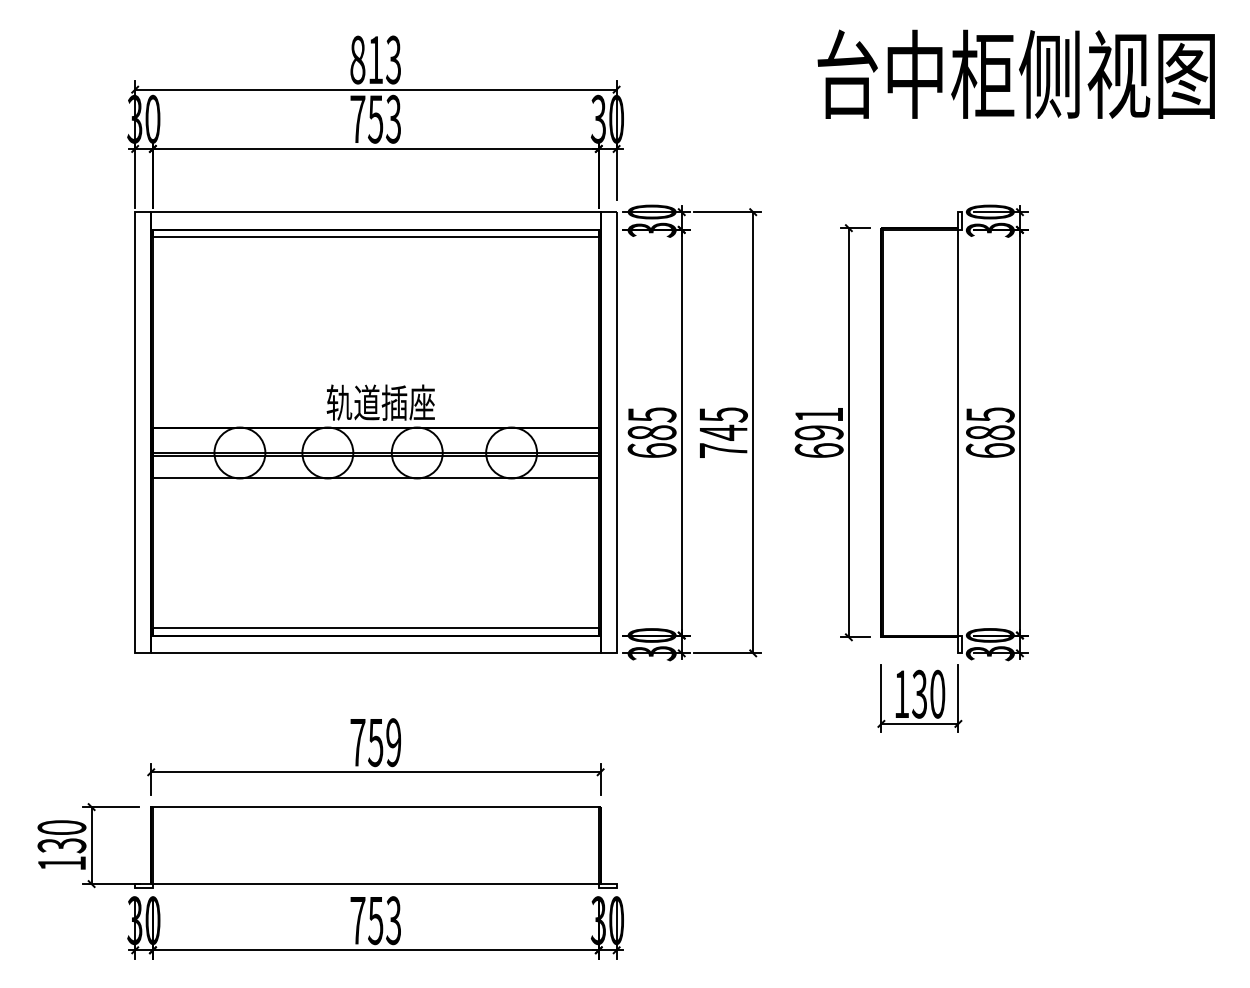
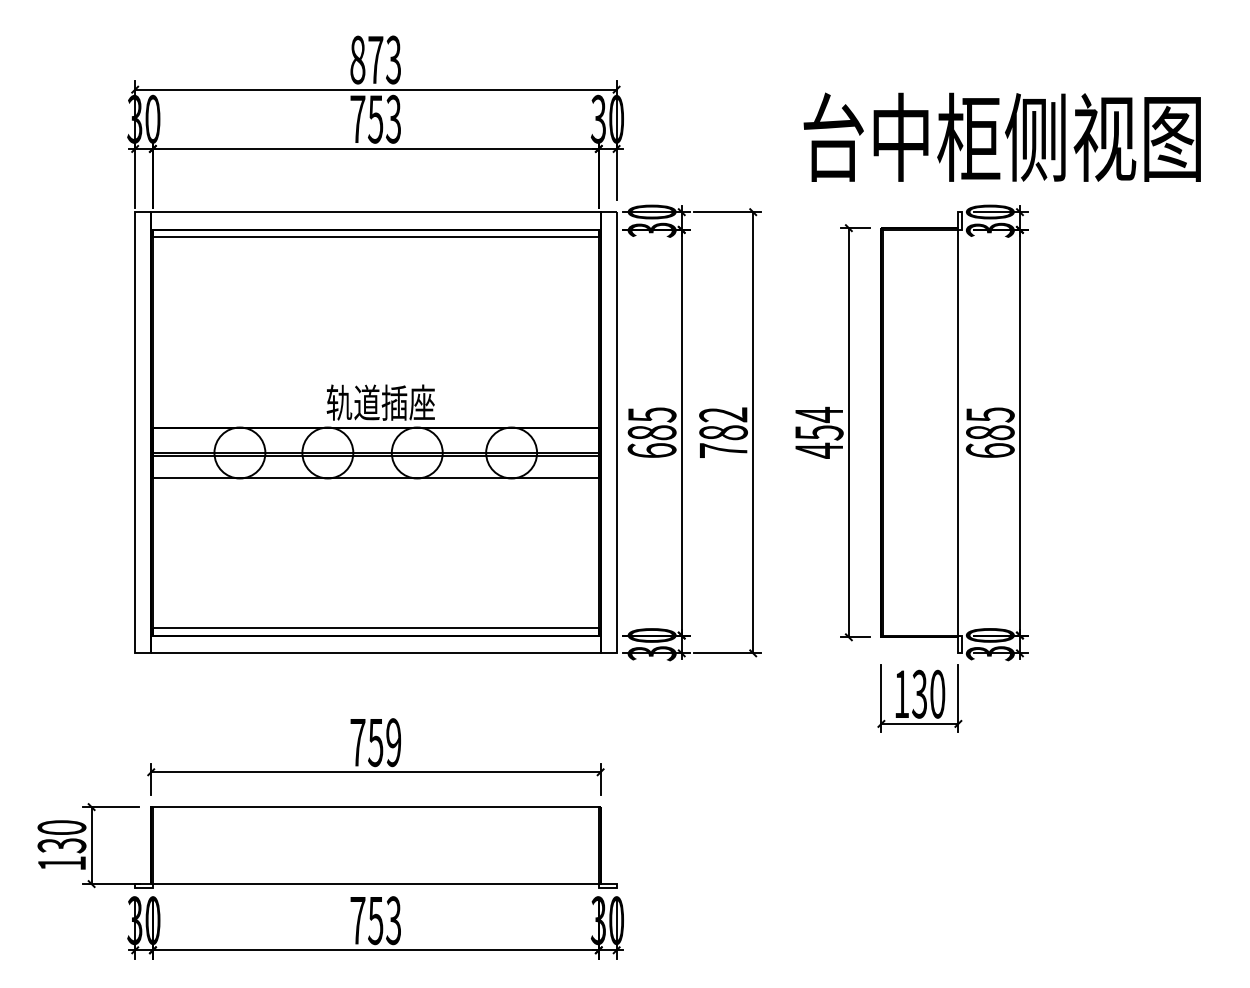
text: 813 -> 873 (375, 59)
text position: (1015, 73) -> (1001, 136) (1001, 136)
text: 745 -> 782 (723, 423)
text: 691 -> 454 (818, 432)
